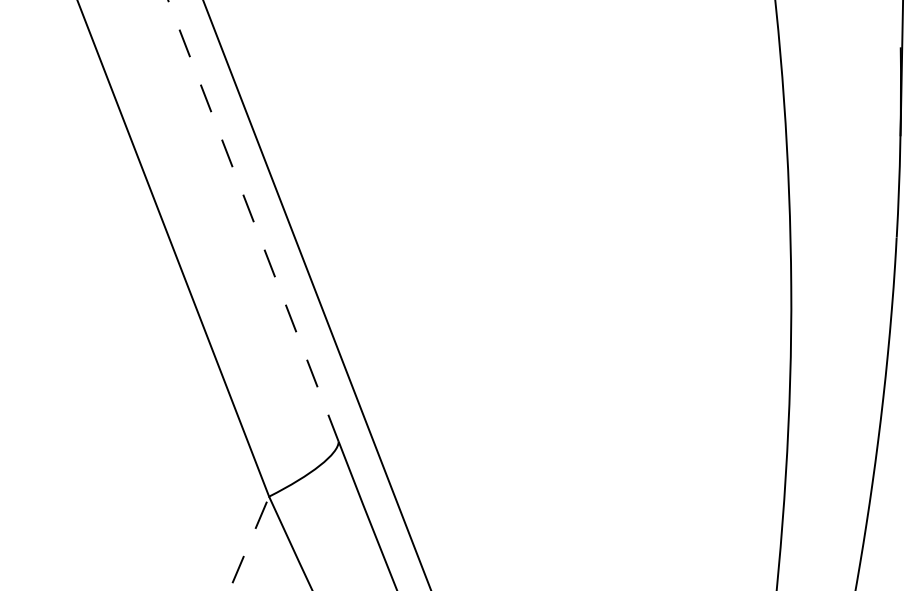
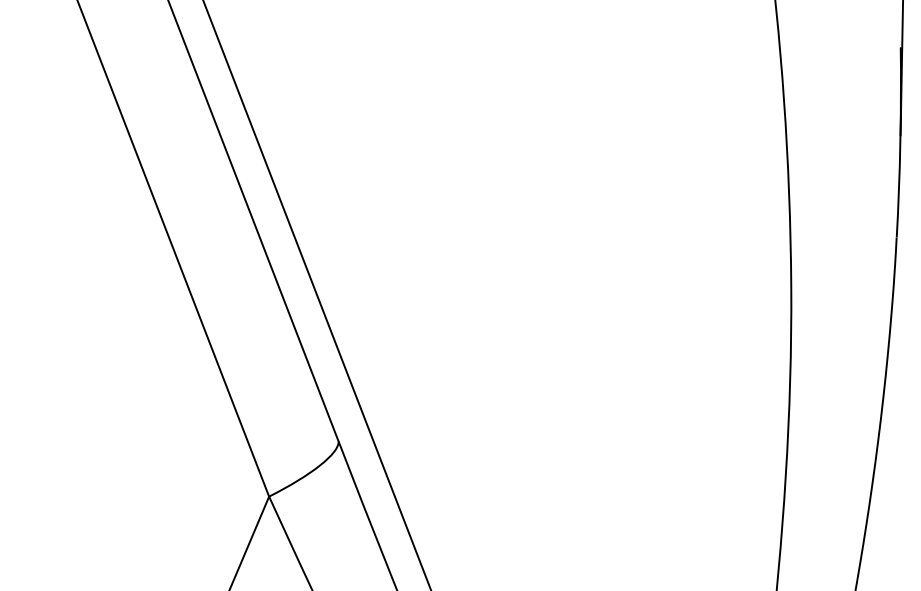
line: dashed -> solid (253, 221)
line: dashed -> solid (249, 543)
